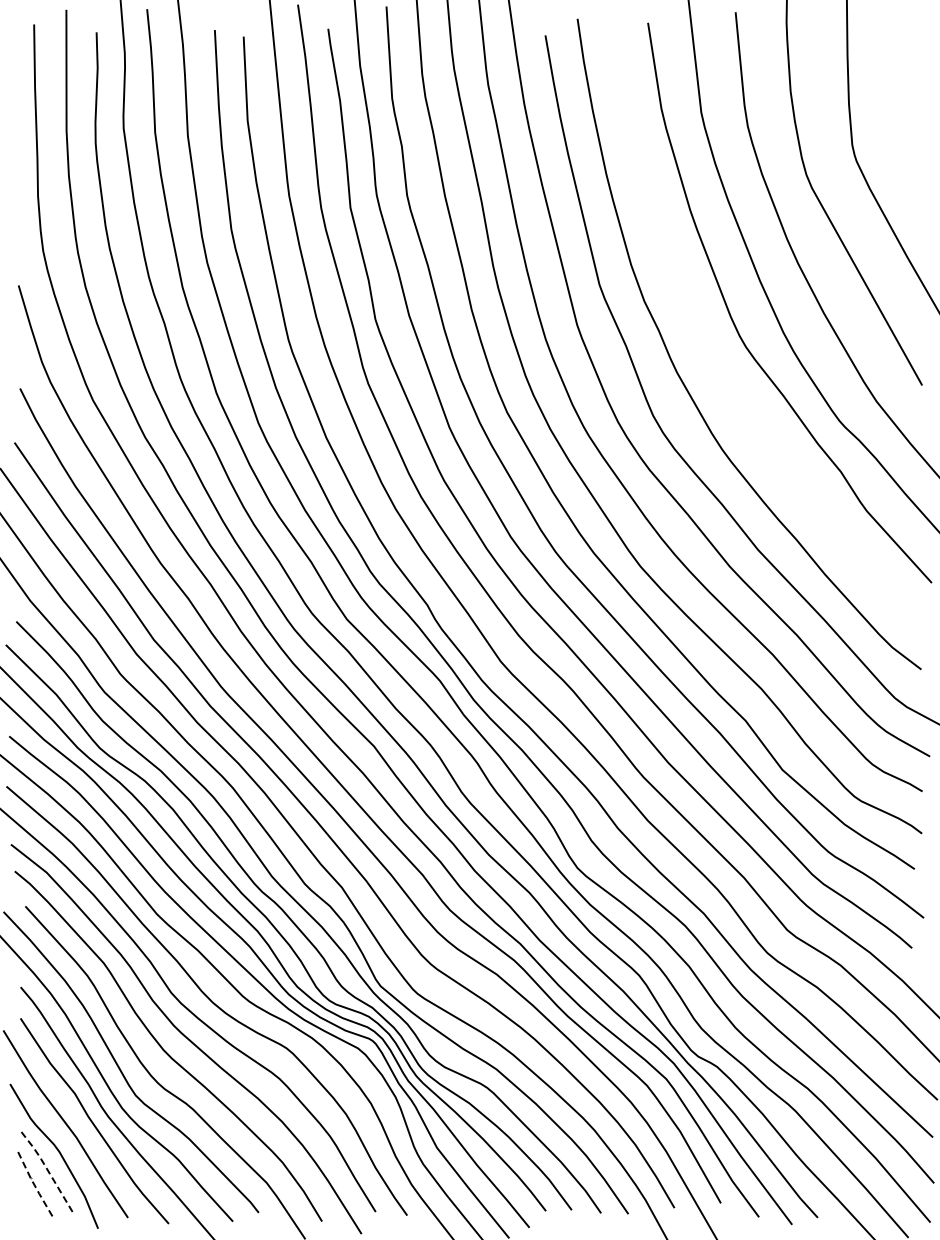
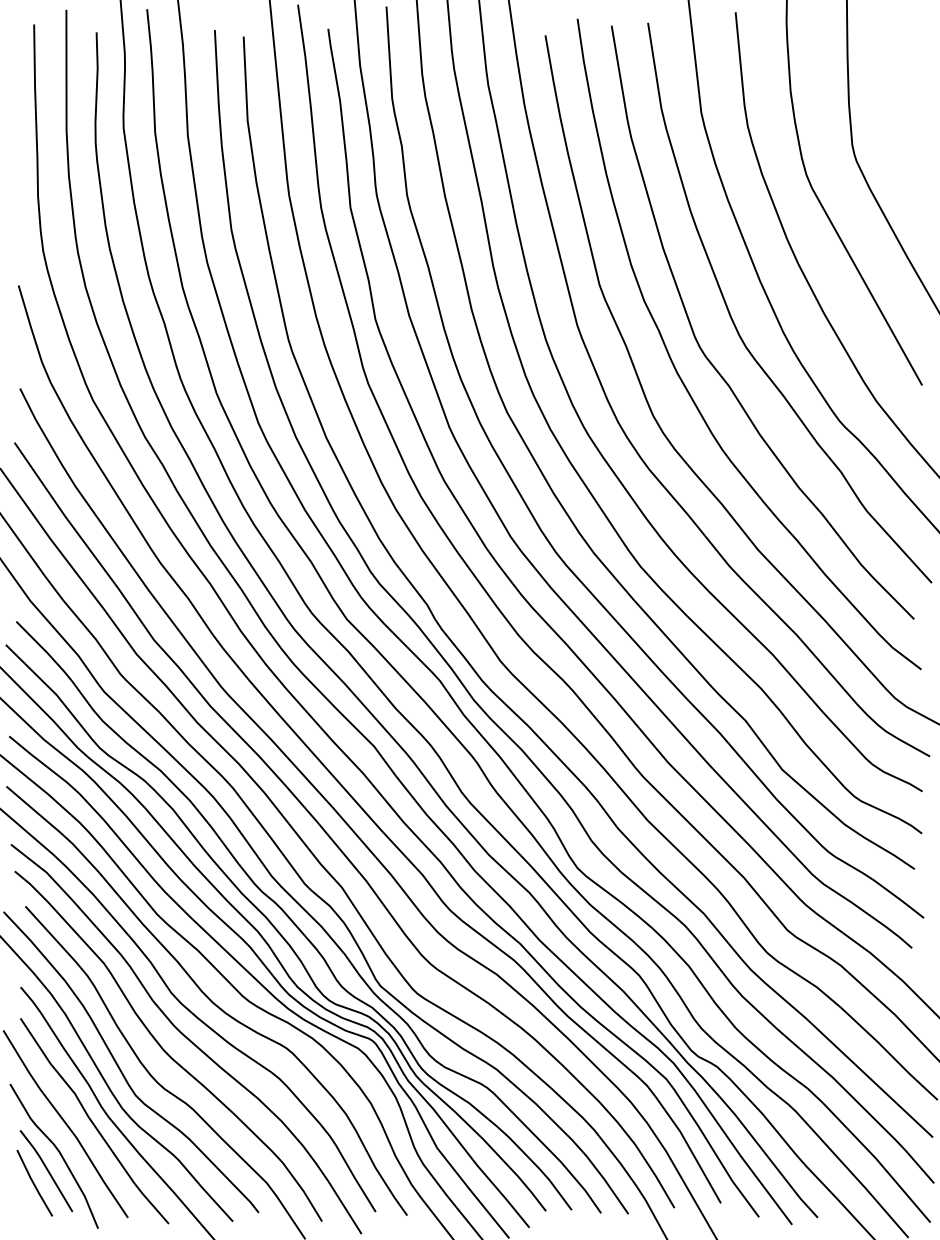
curve: none -> present (713, 364)
line: dashed -> solid (46, 1168)
line: dashed -> solid (33, 1183)
